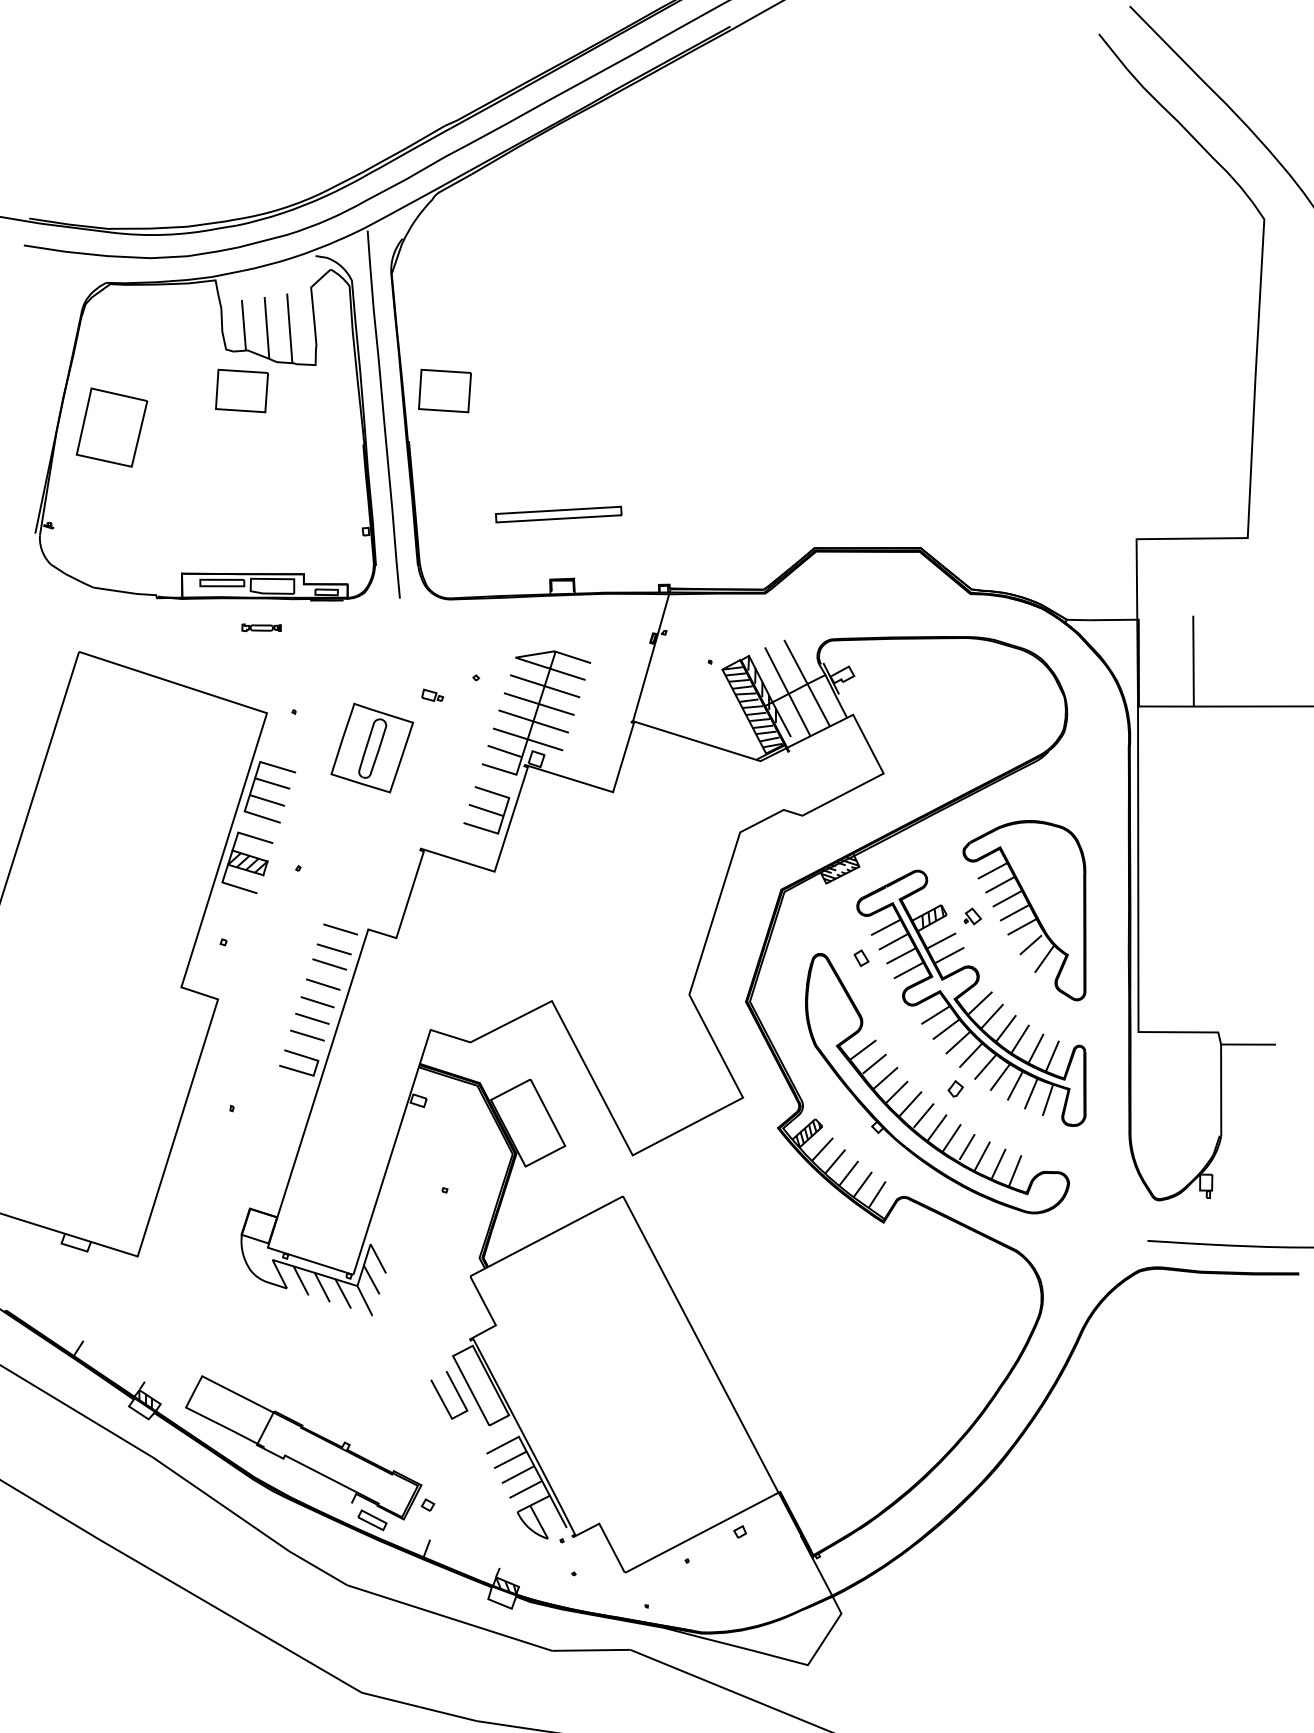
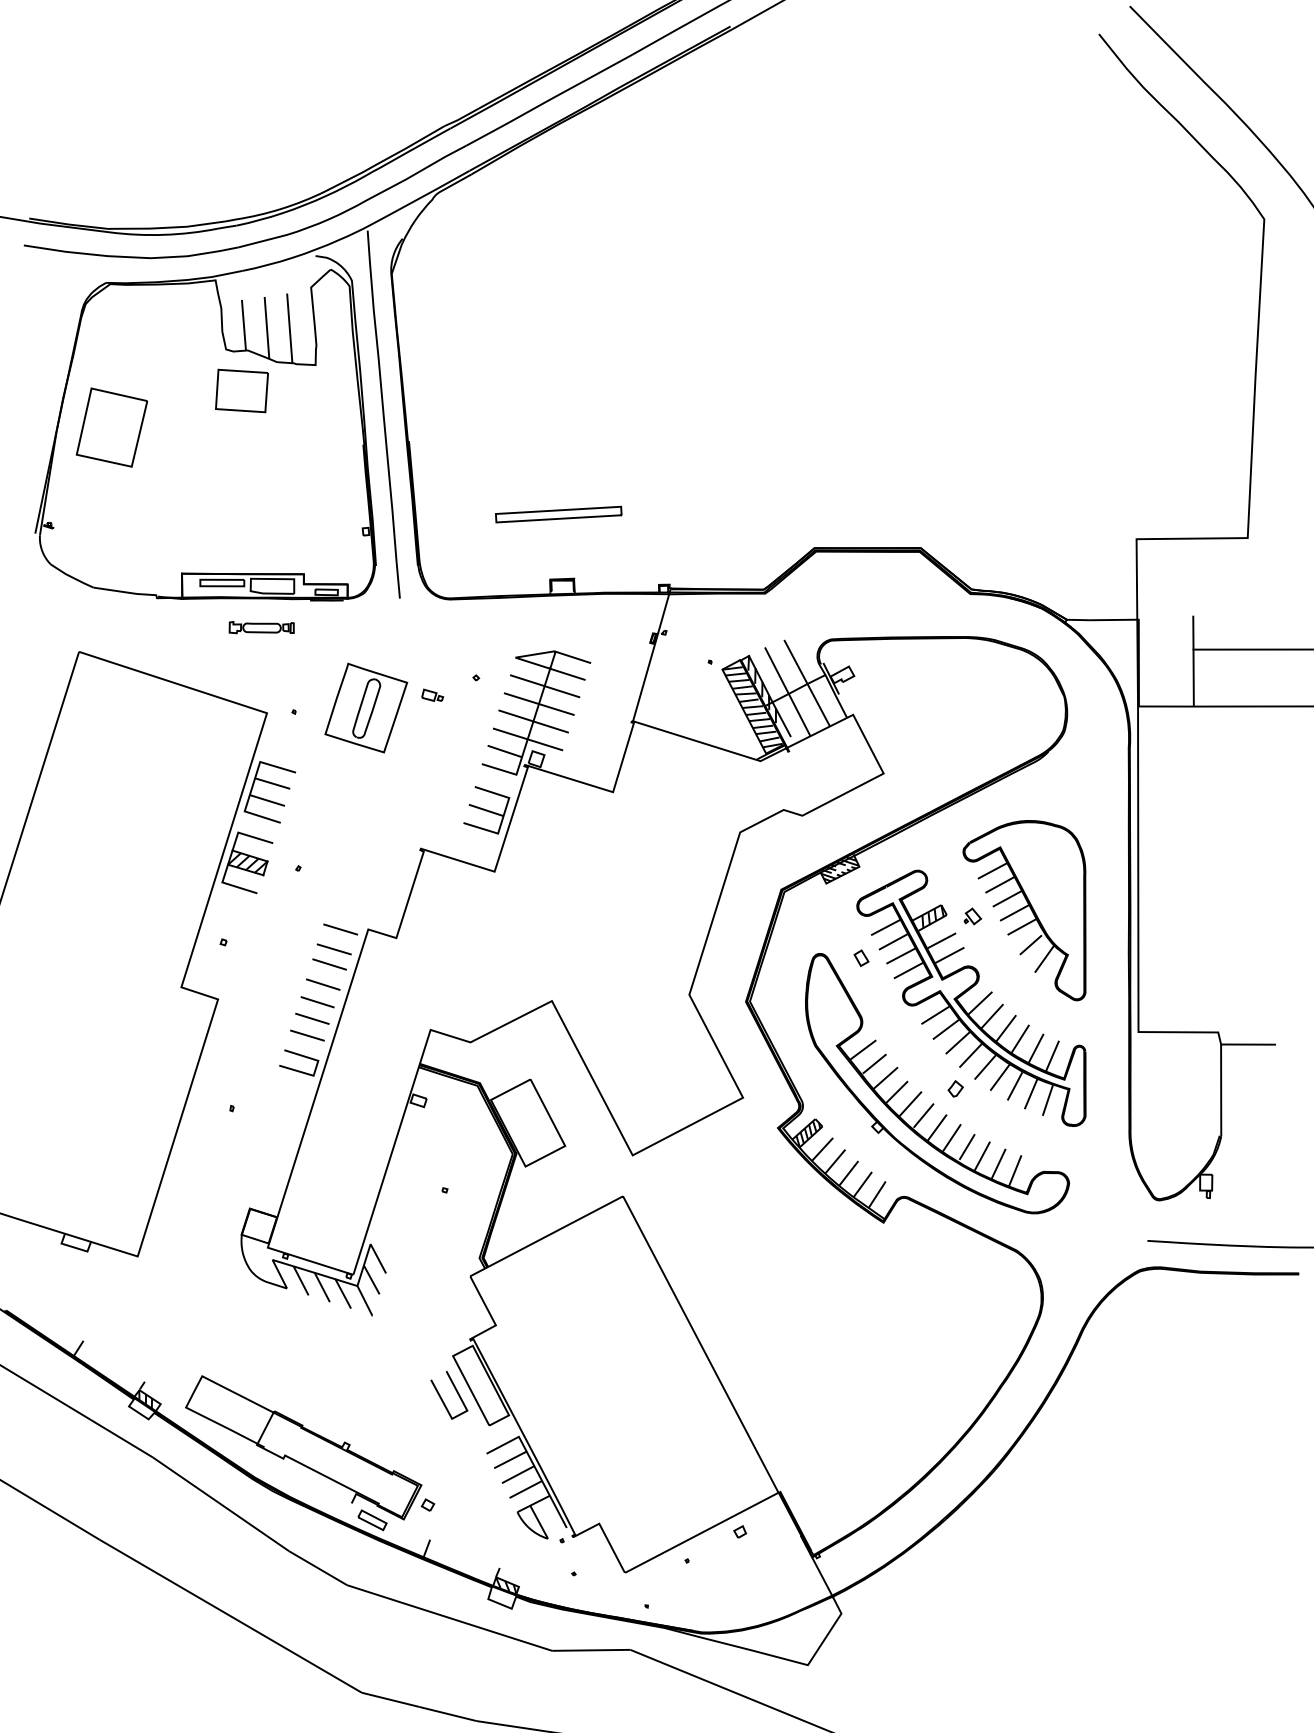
part: present -> none (444, 390)
part size: 41x9 px -> 67x14 px (261, 627)
line: none -> present (1251, 649)
part position: (372, 747) -> (366, 707) (366, 707)
